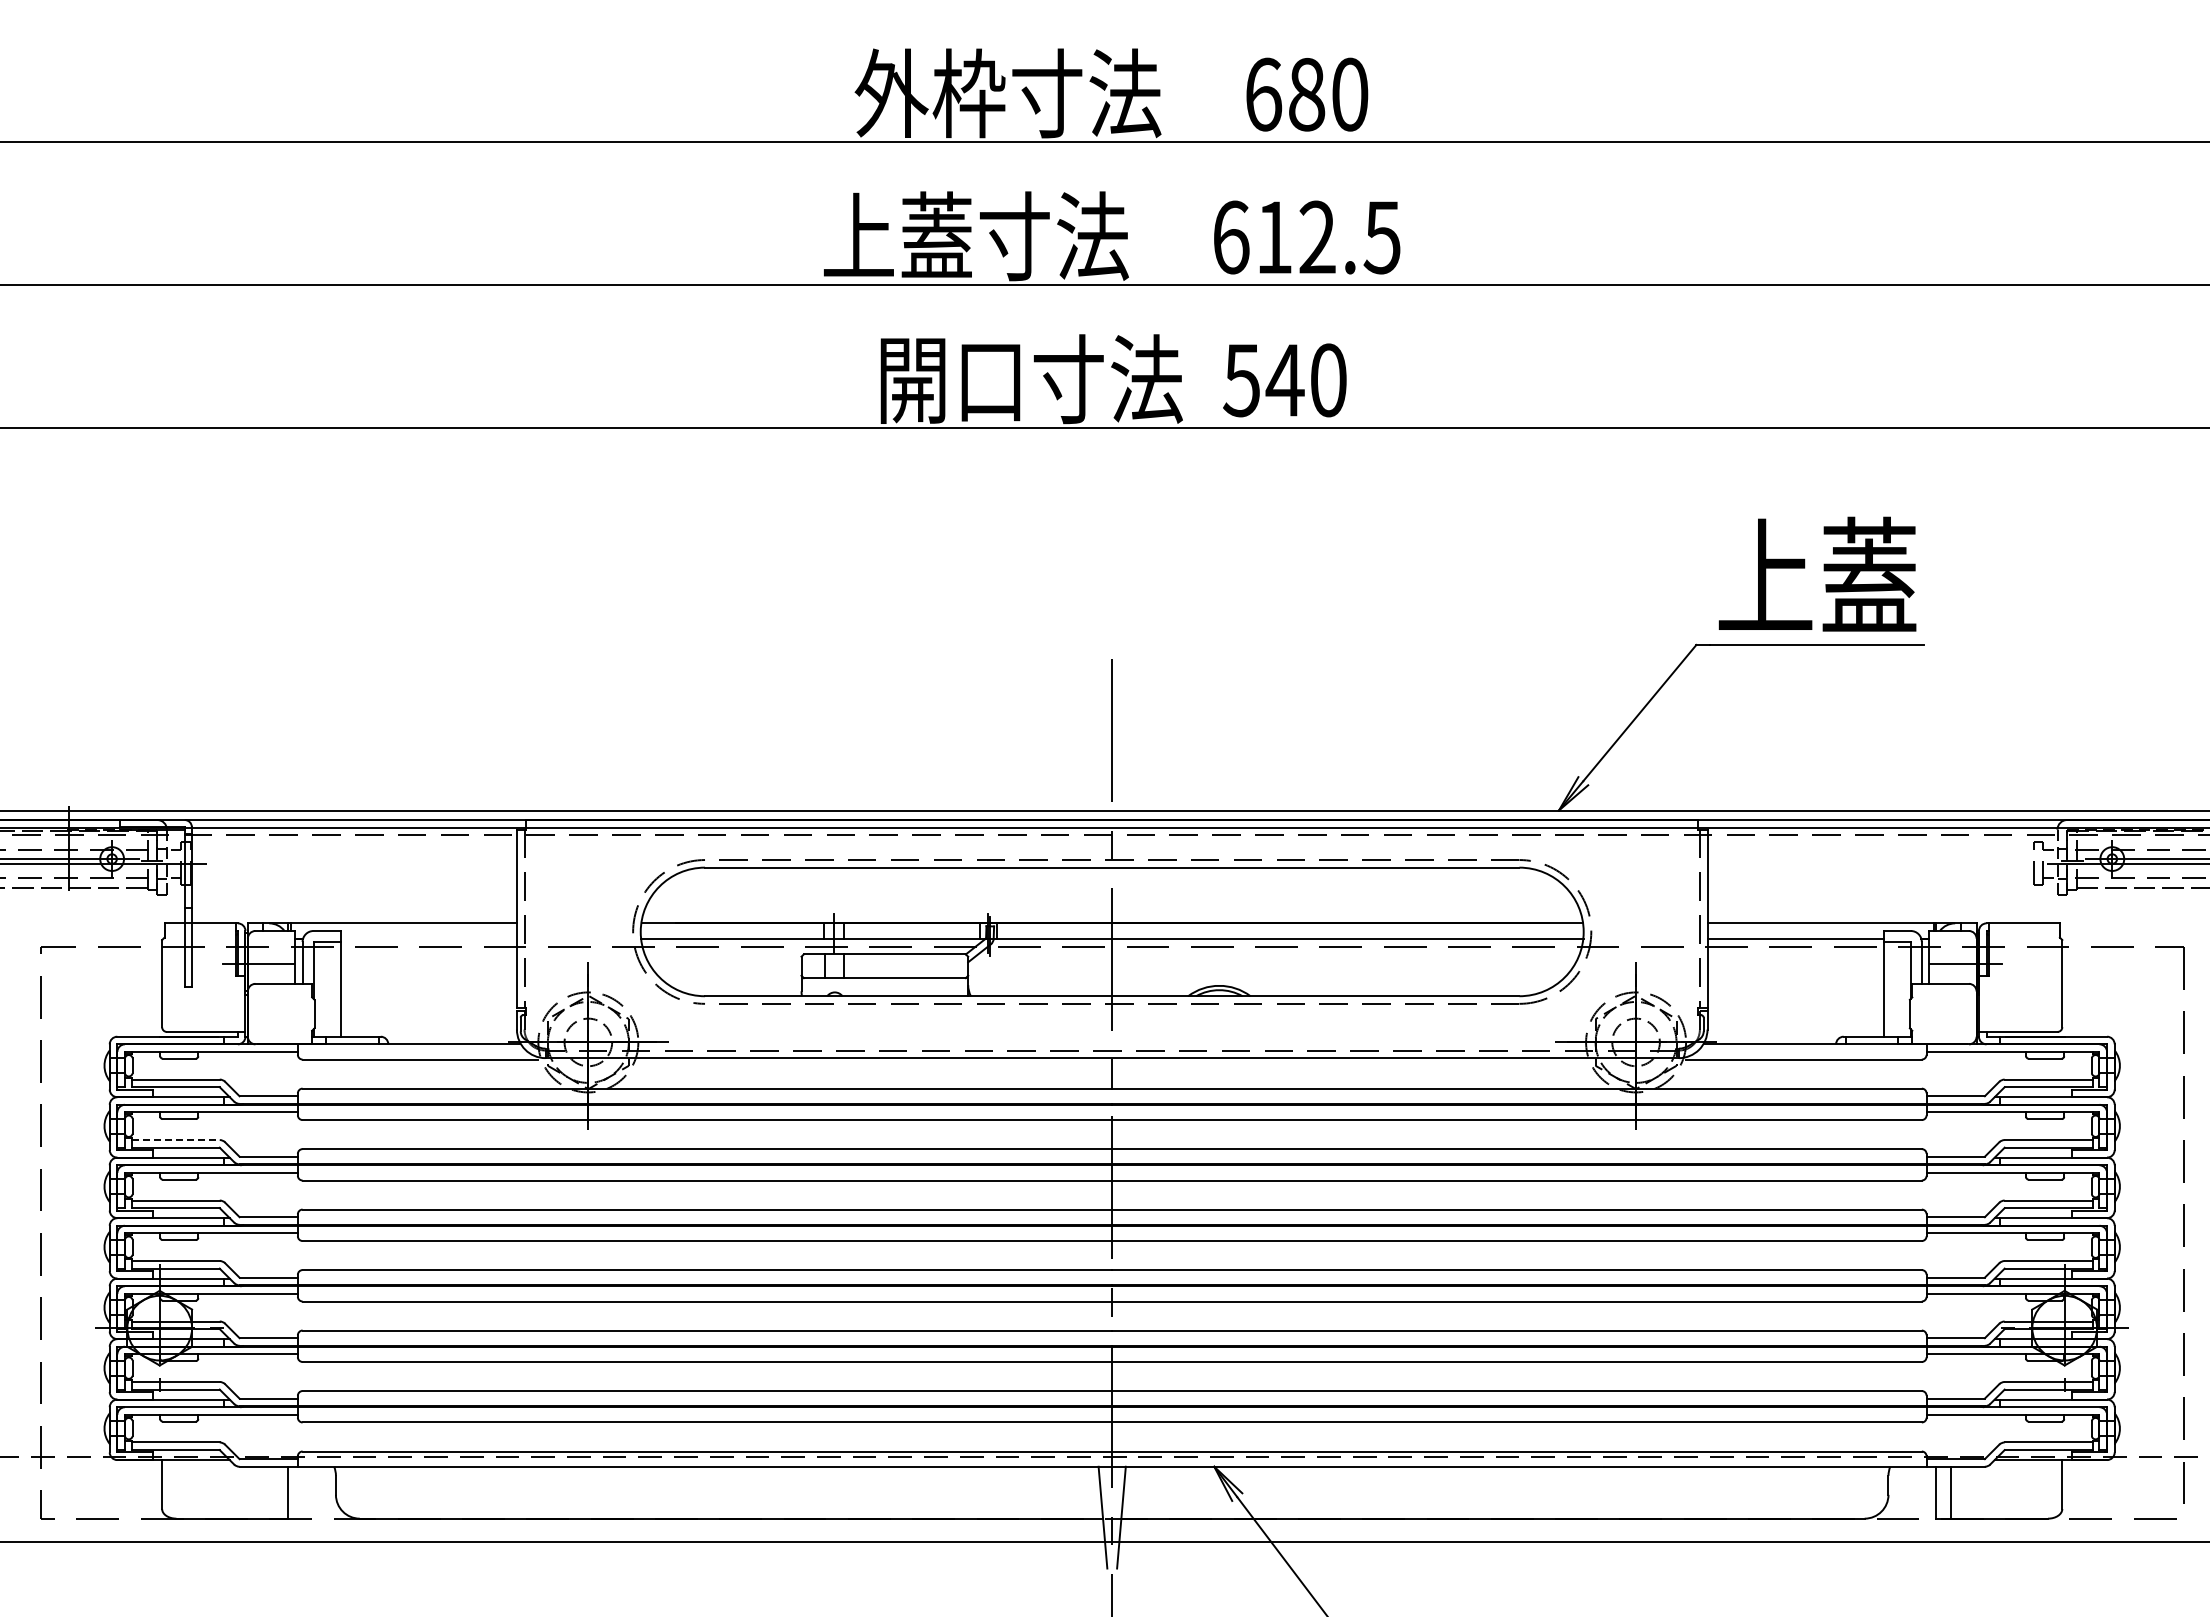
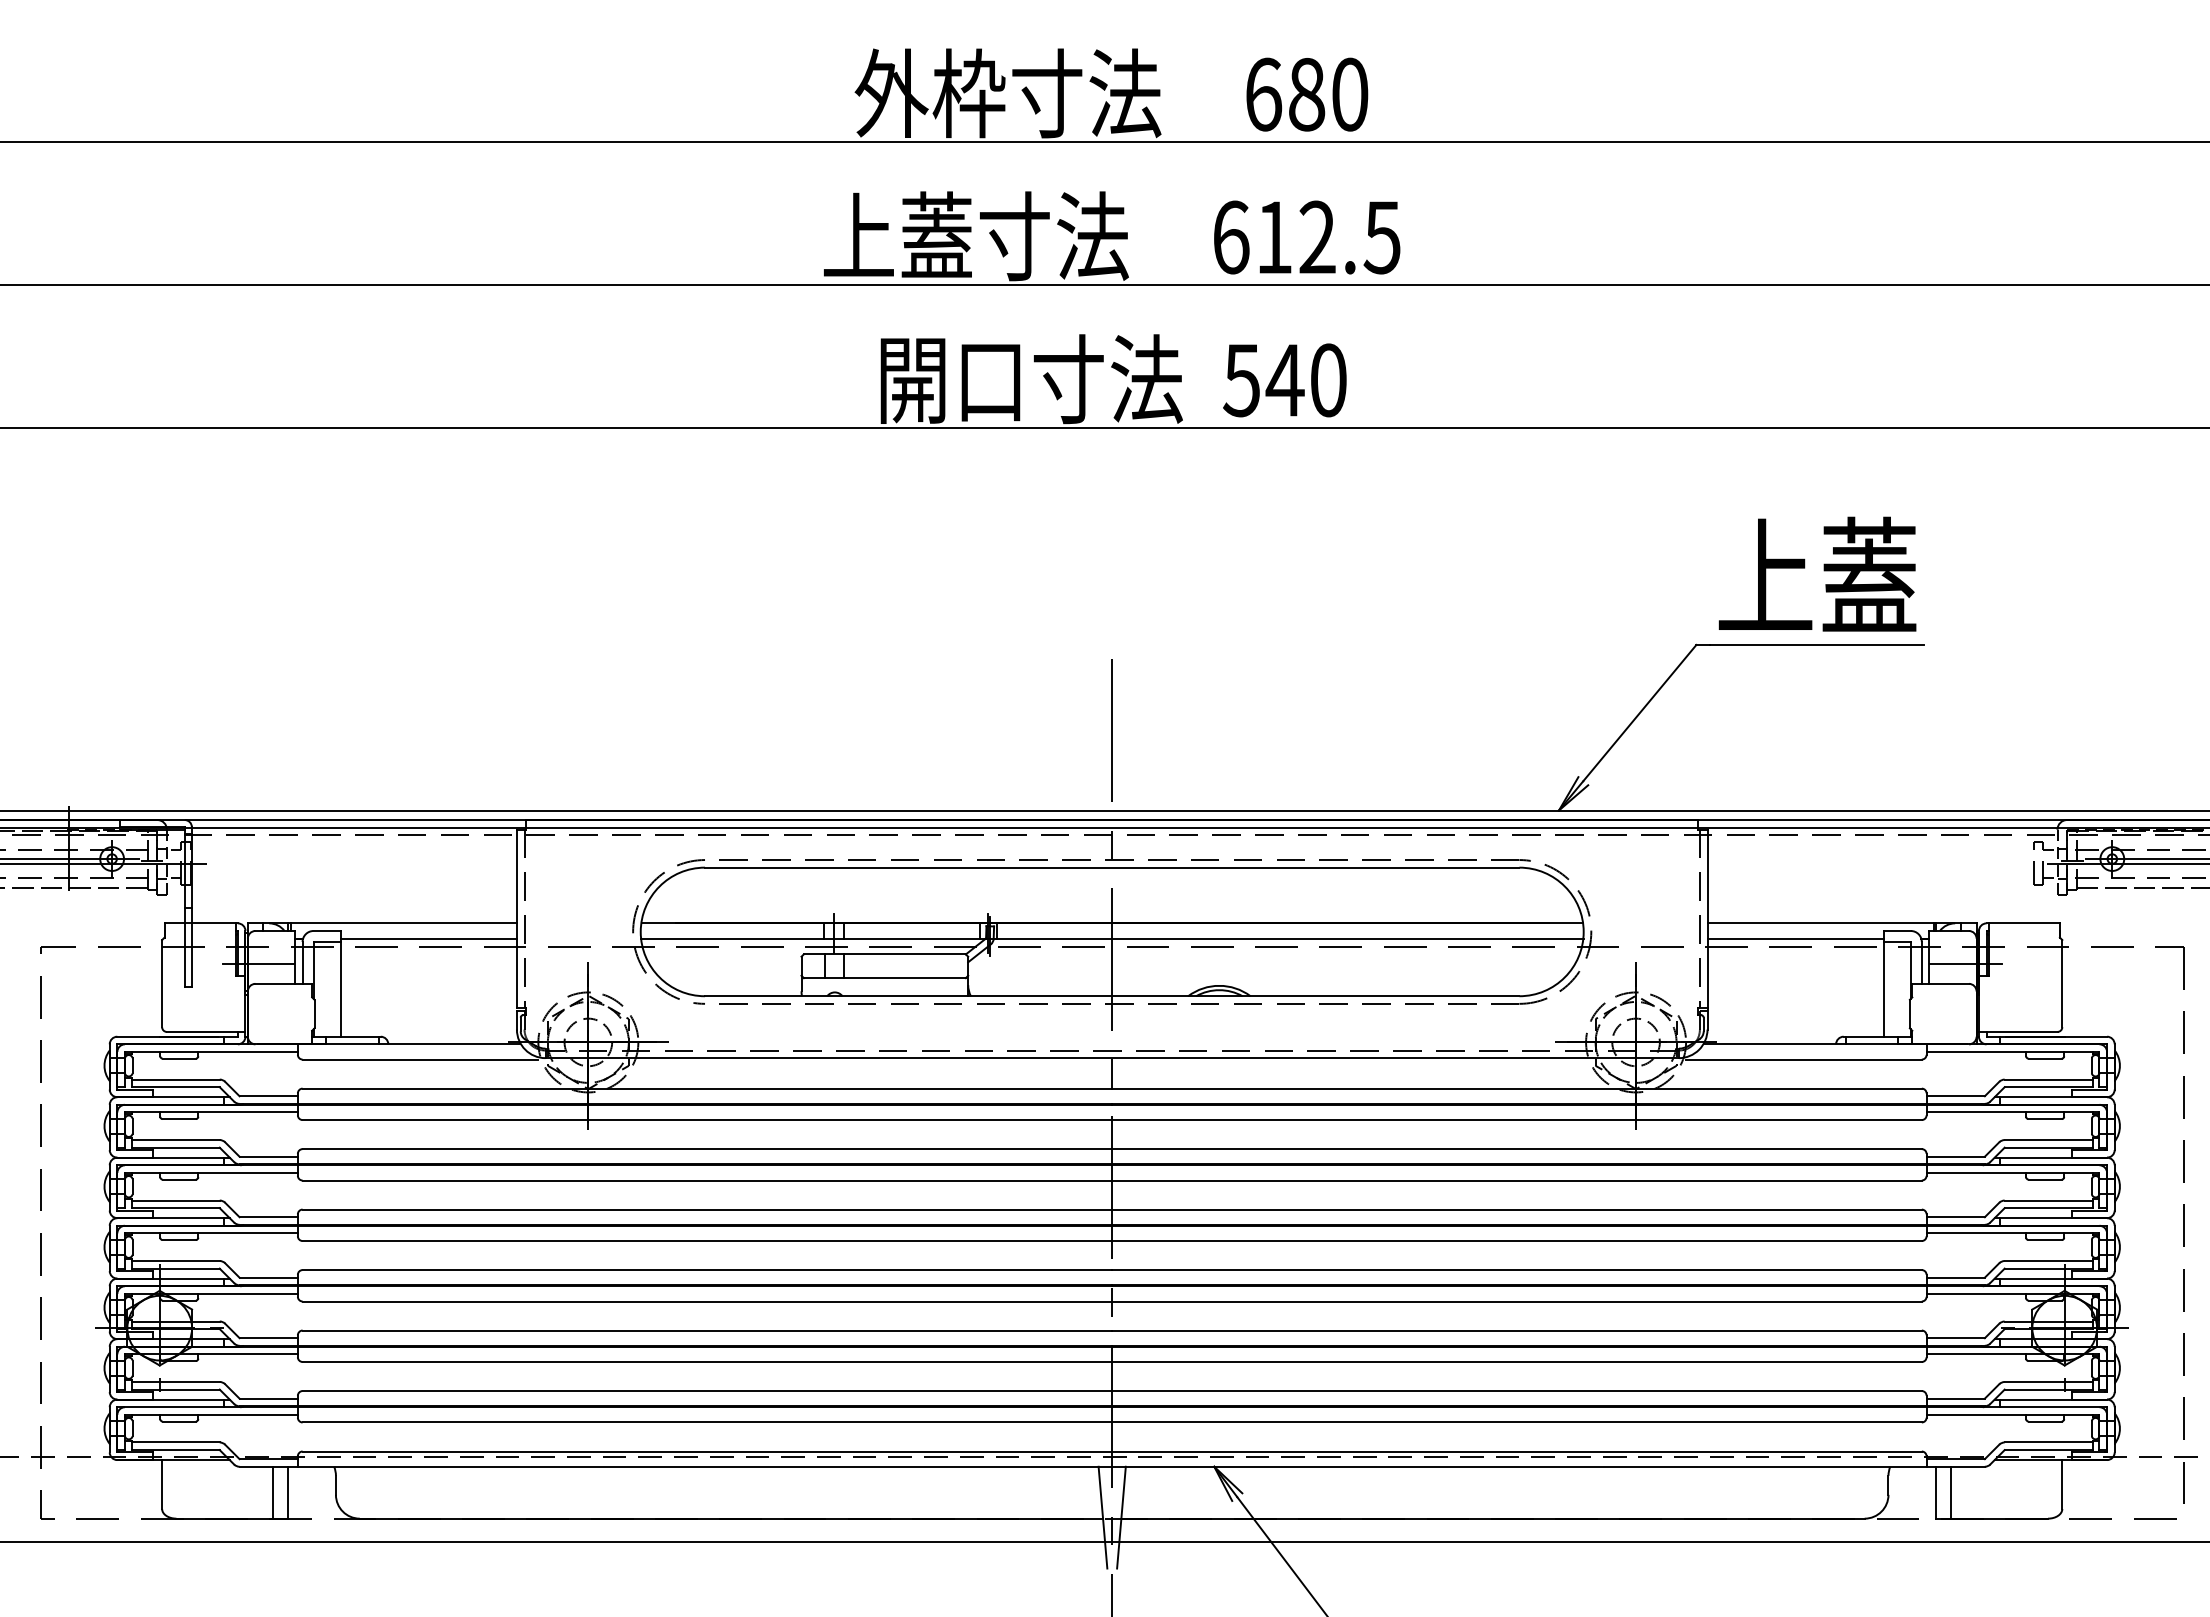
line: none -> present (428, 938)
line: dashed -> solid (176, 1140)
line: none -> present (273, 1492)
